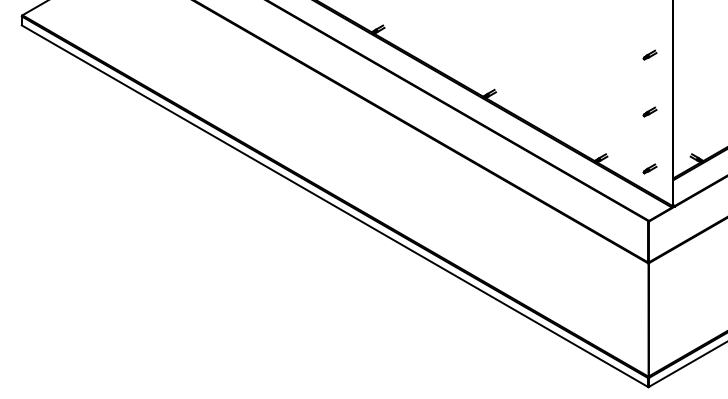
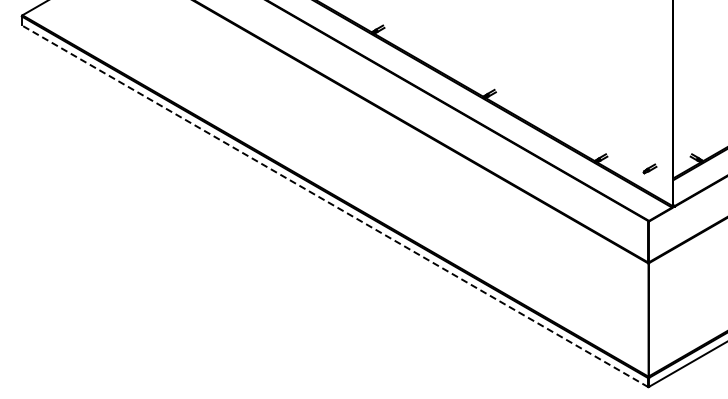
part: present -> none (649, 54)
part: present -> none (649, 111)
line: solid -> dashed (335, 206)
